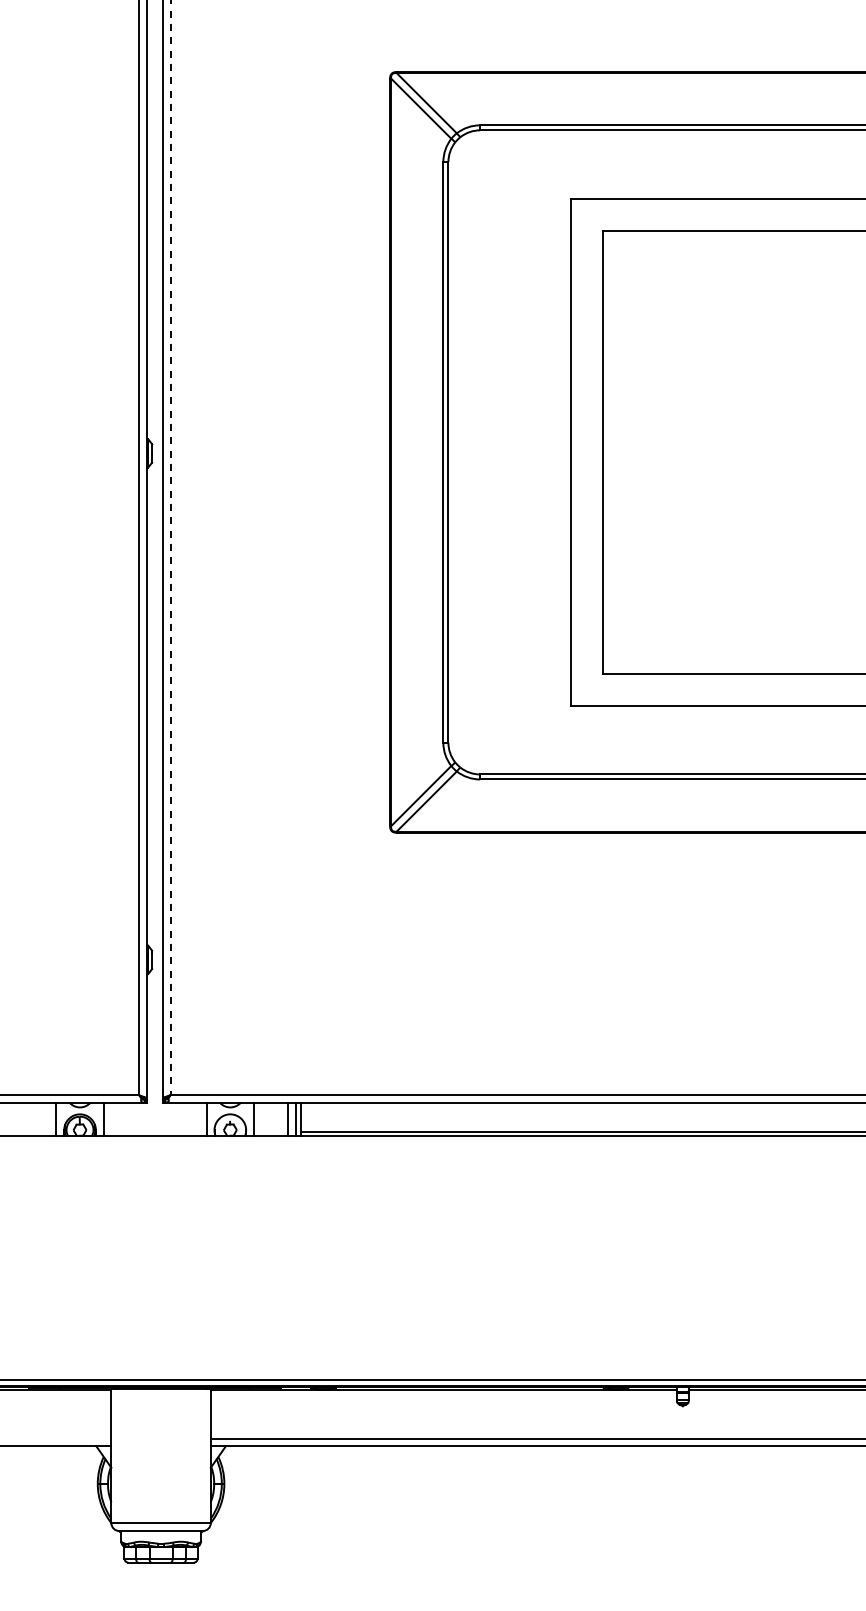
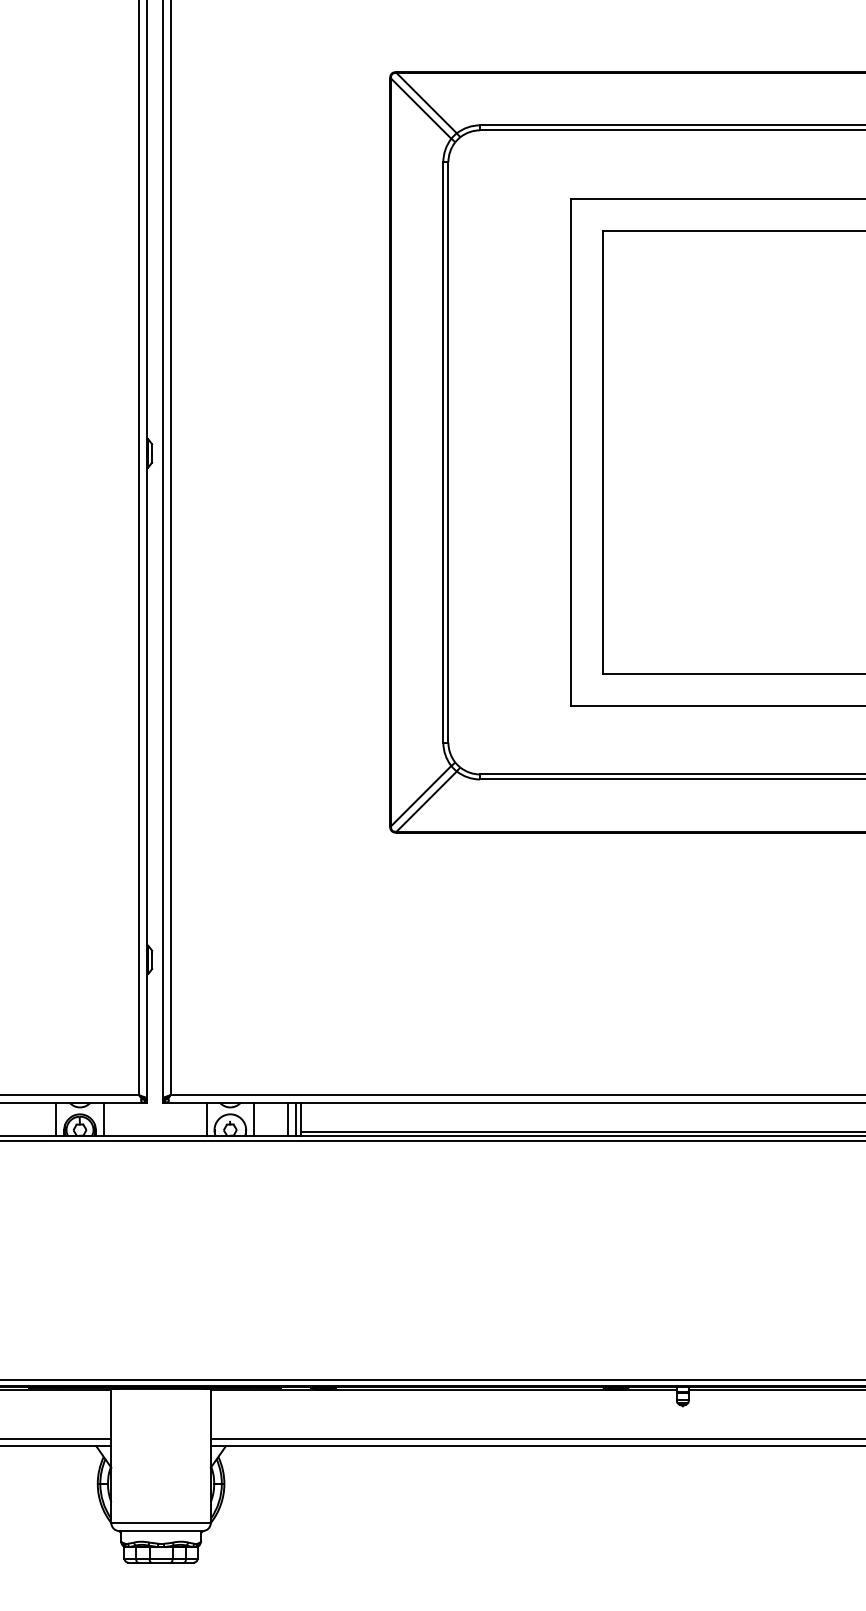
line: dashed -> solid (170, 548)
line: none -> present (432, 1141)
line: none -> present (56, 1439)
